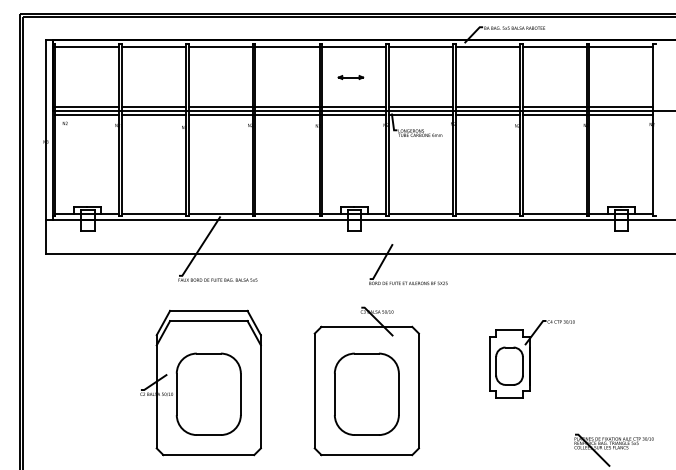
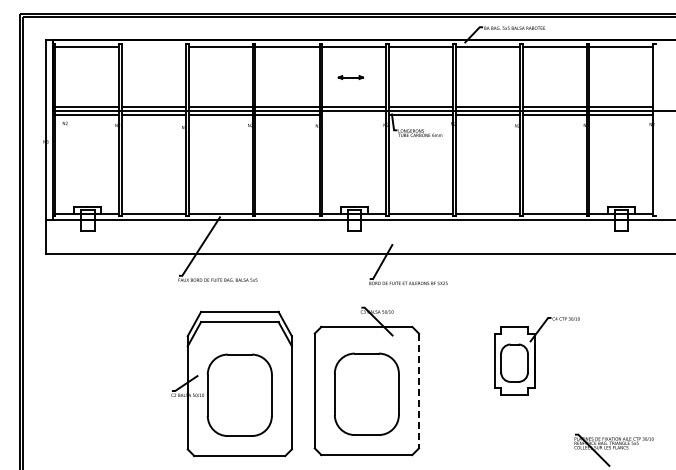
line: present -> none (153, 46)
line: present -> none (354, 114)
part position: (531, 359) -> (536, 356) (536, 356)
part position: (200, 382) -> (231, 383) (231, 383)
line: solid -> dashed (418, 391)
